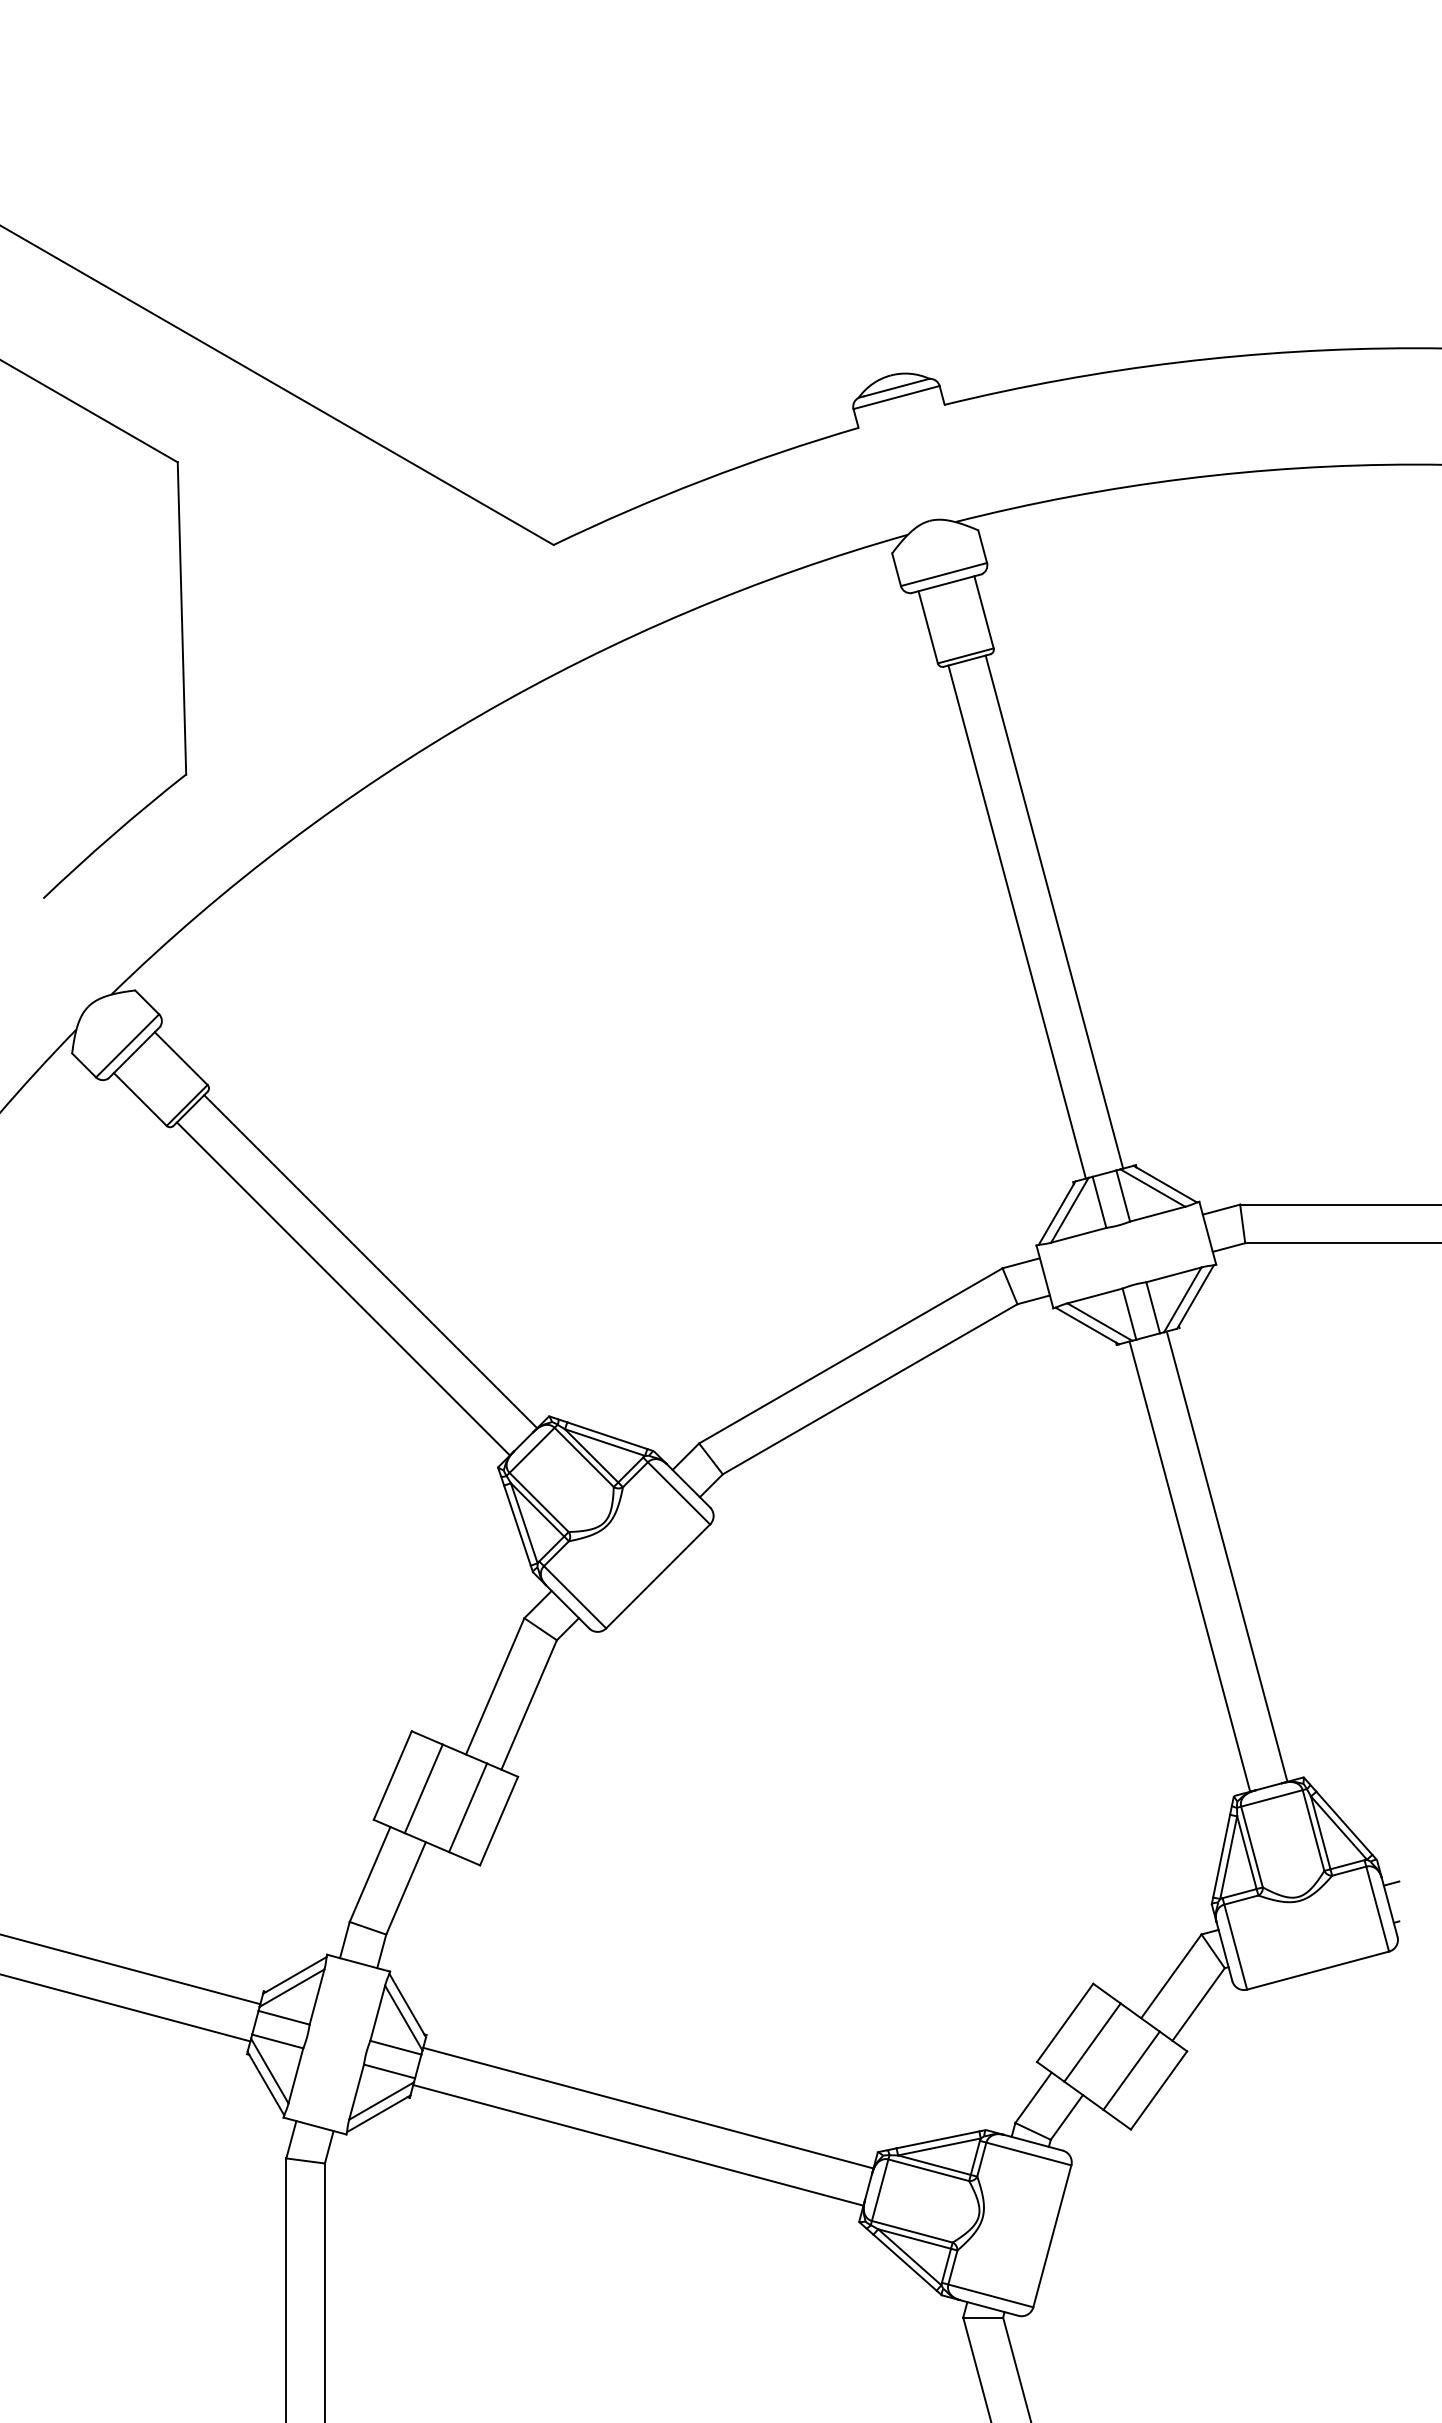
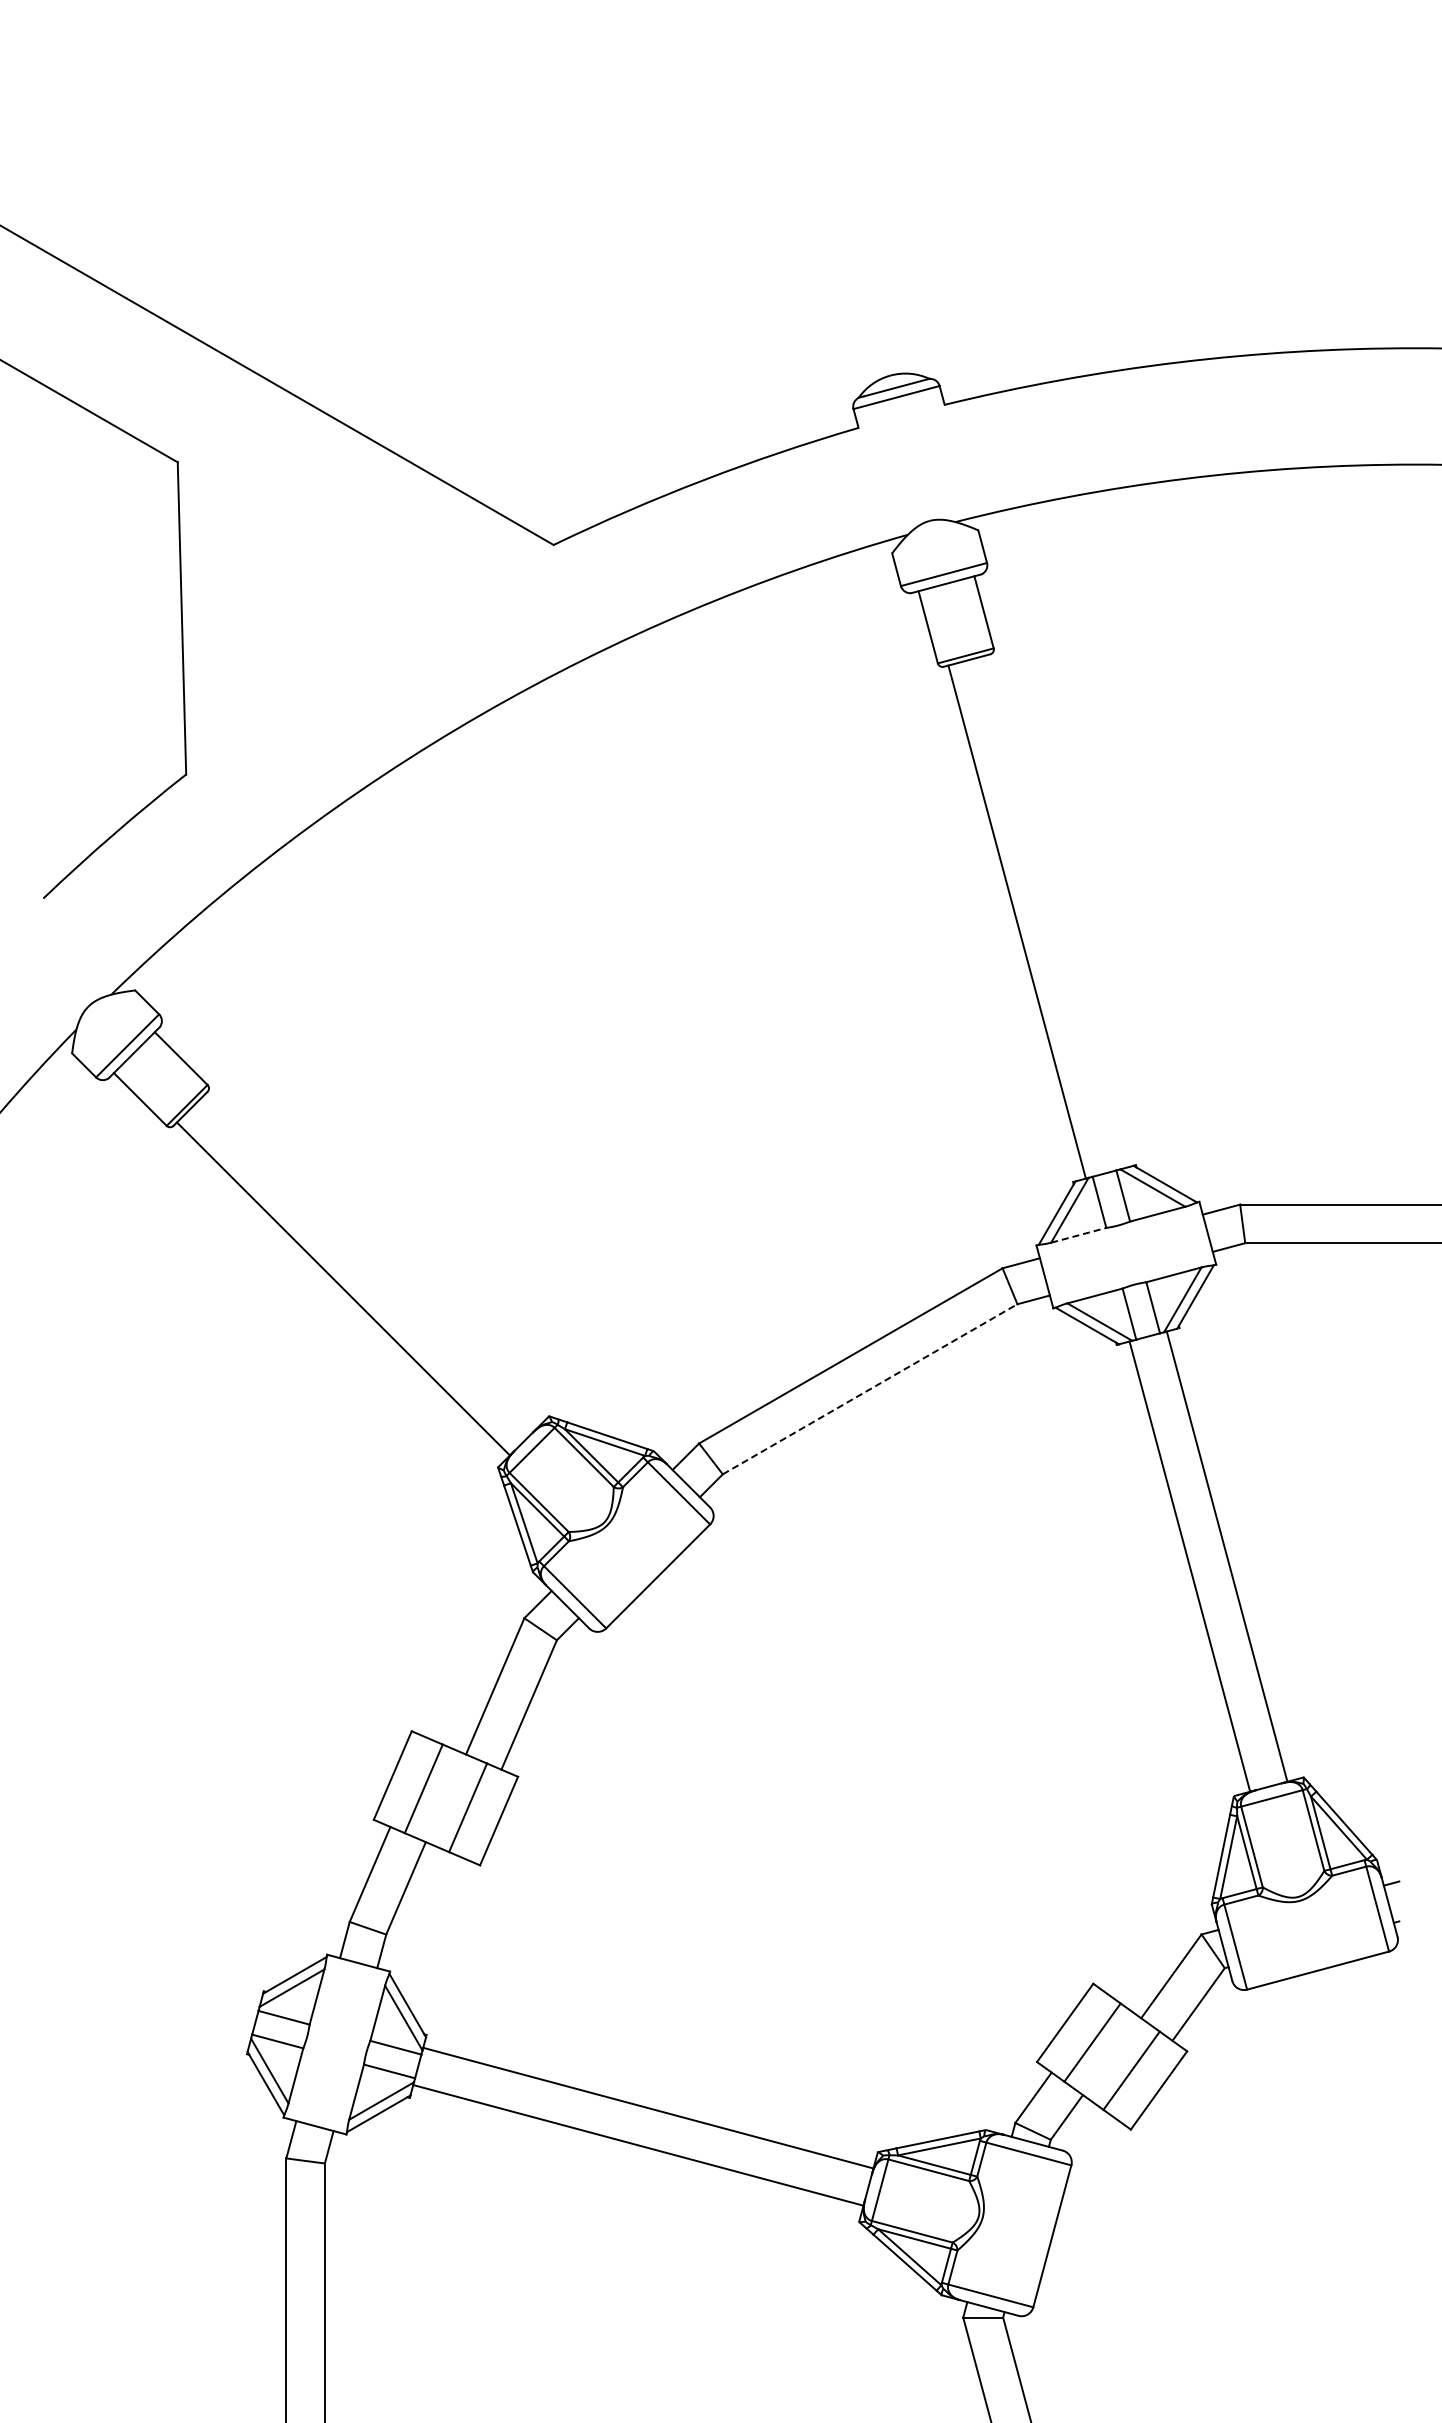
line: present -> none (1054, 911)
line: solid -> dashed (1078, 1235)
line: present -> none (370, 1261)
line: solid -> dashed (870, 1389)
line: present -> none (131, 1969)
line: present -> none (126, 2007)
